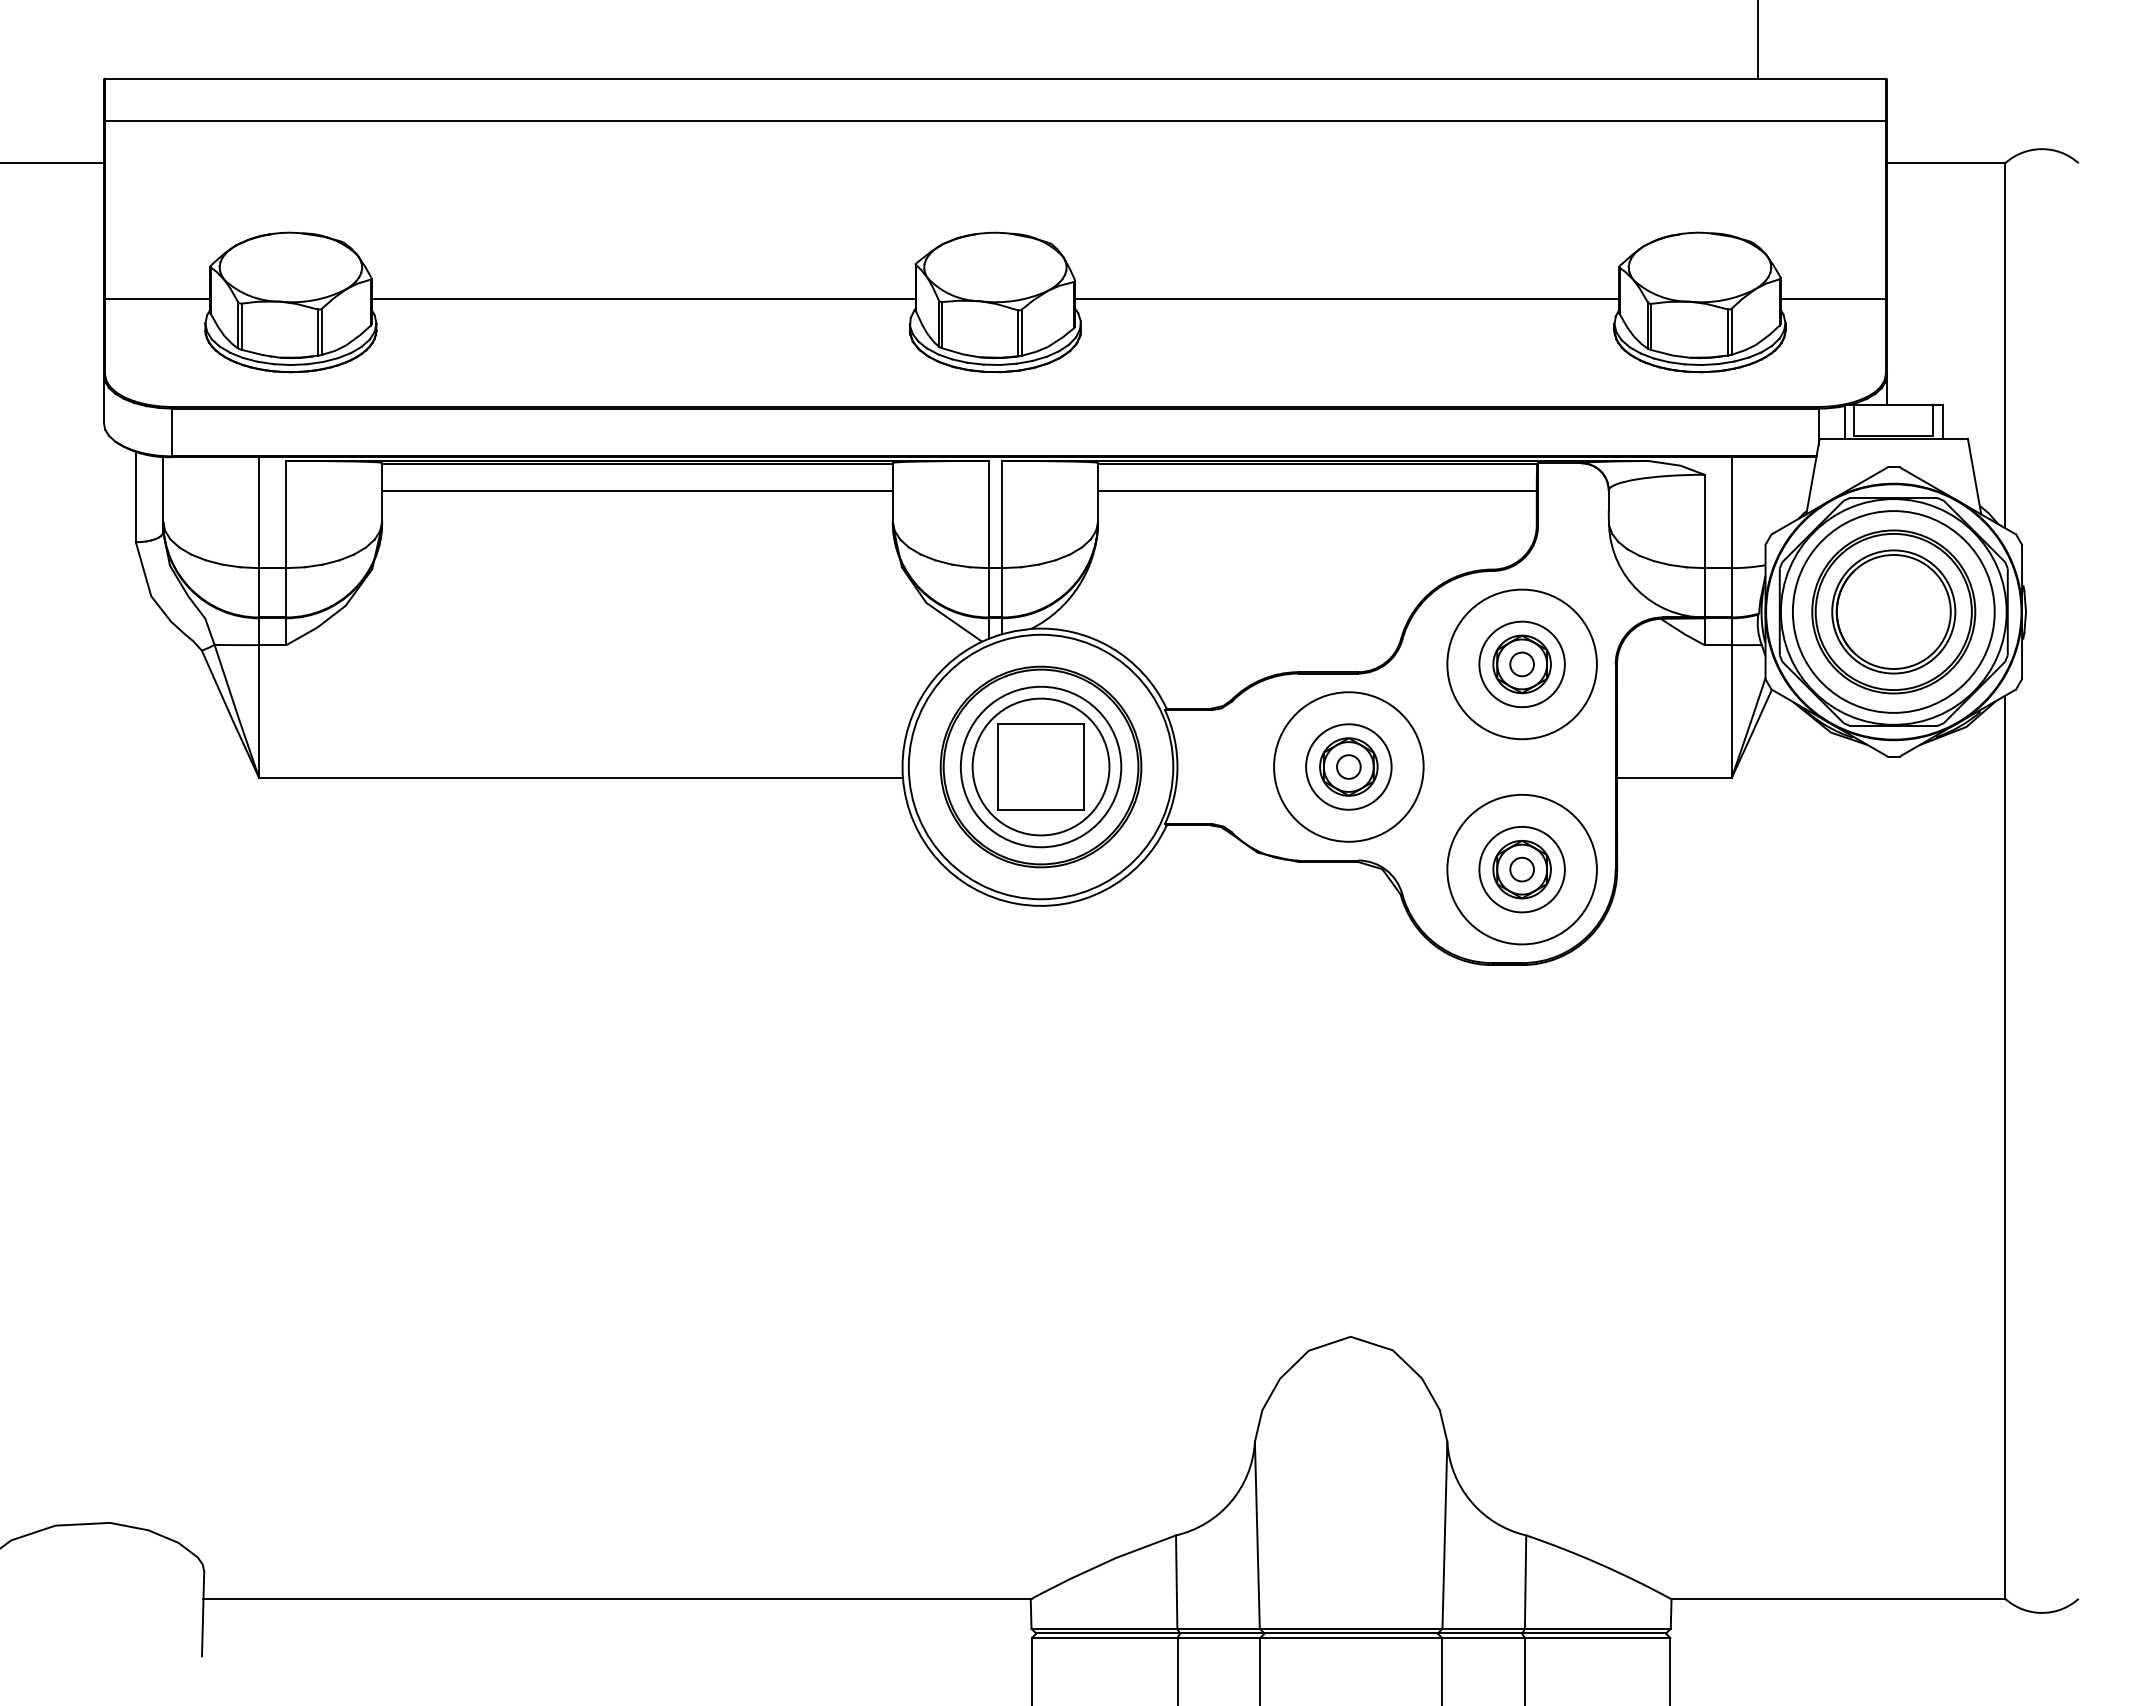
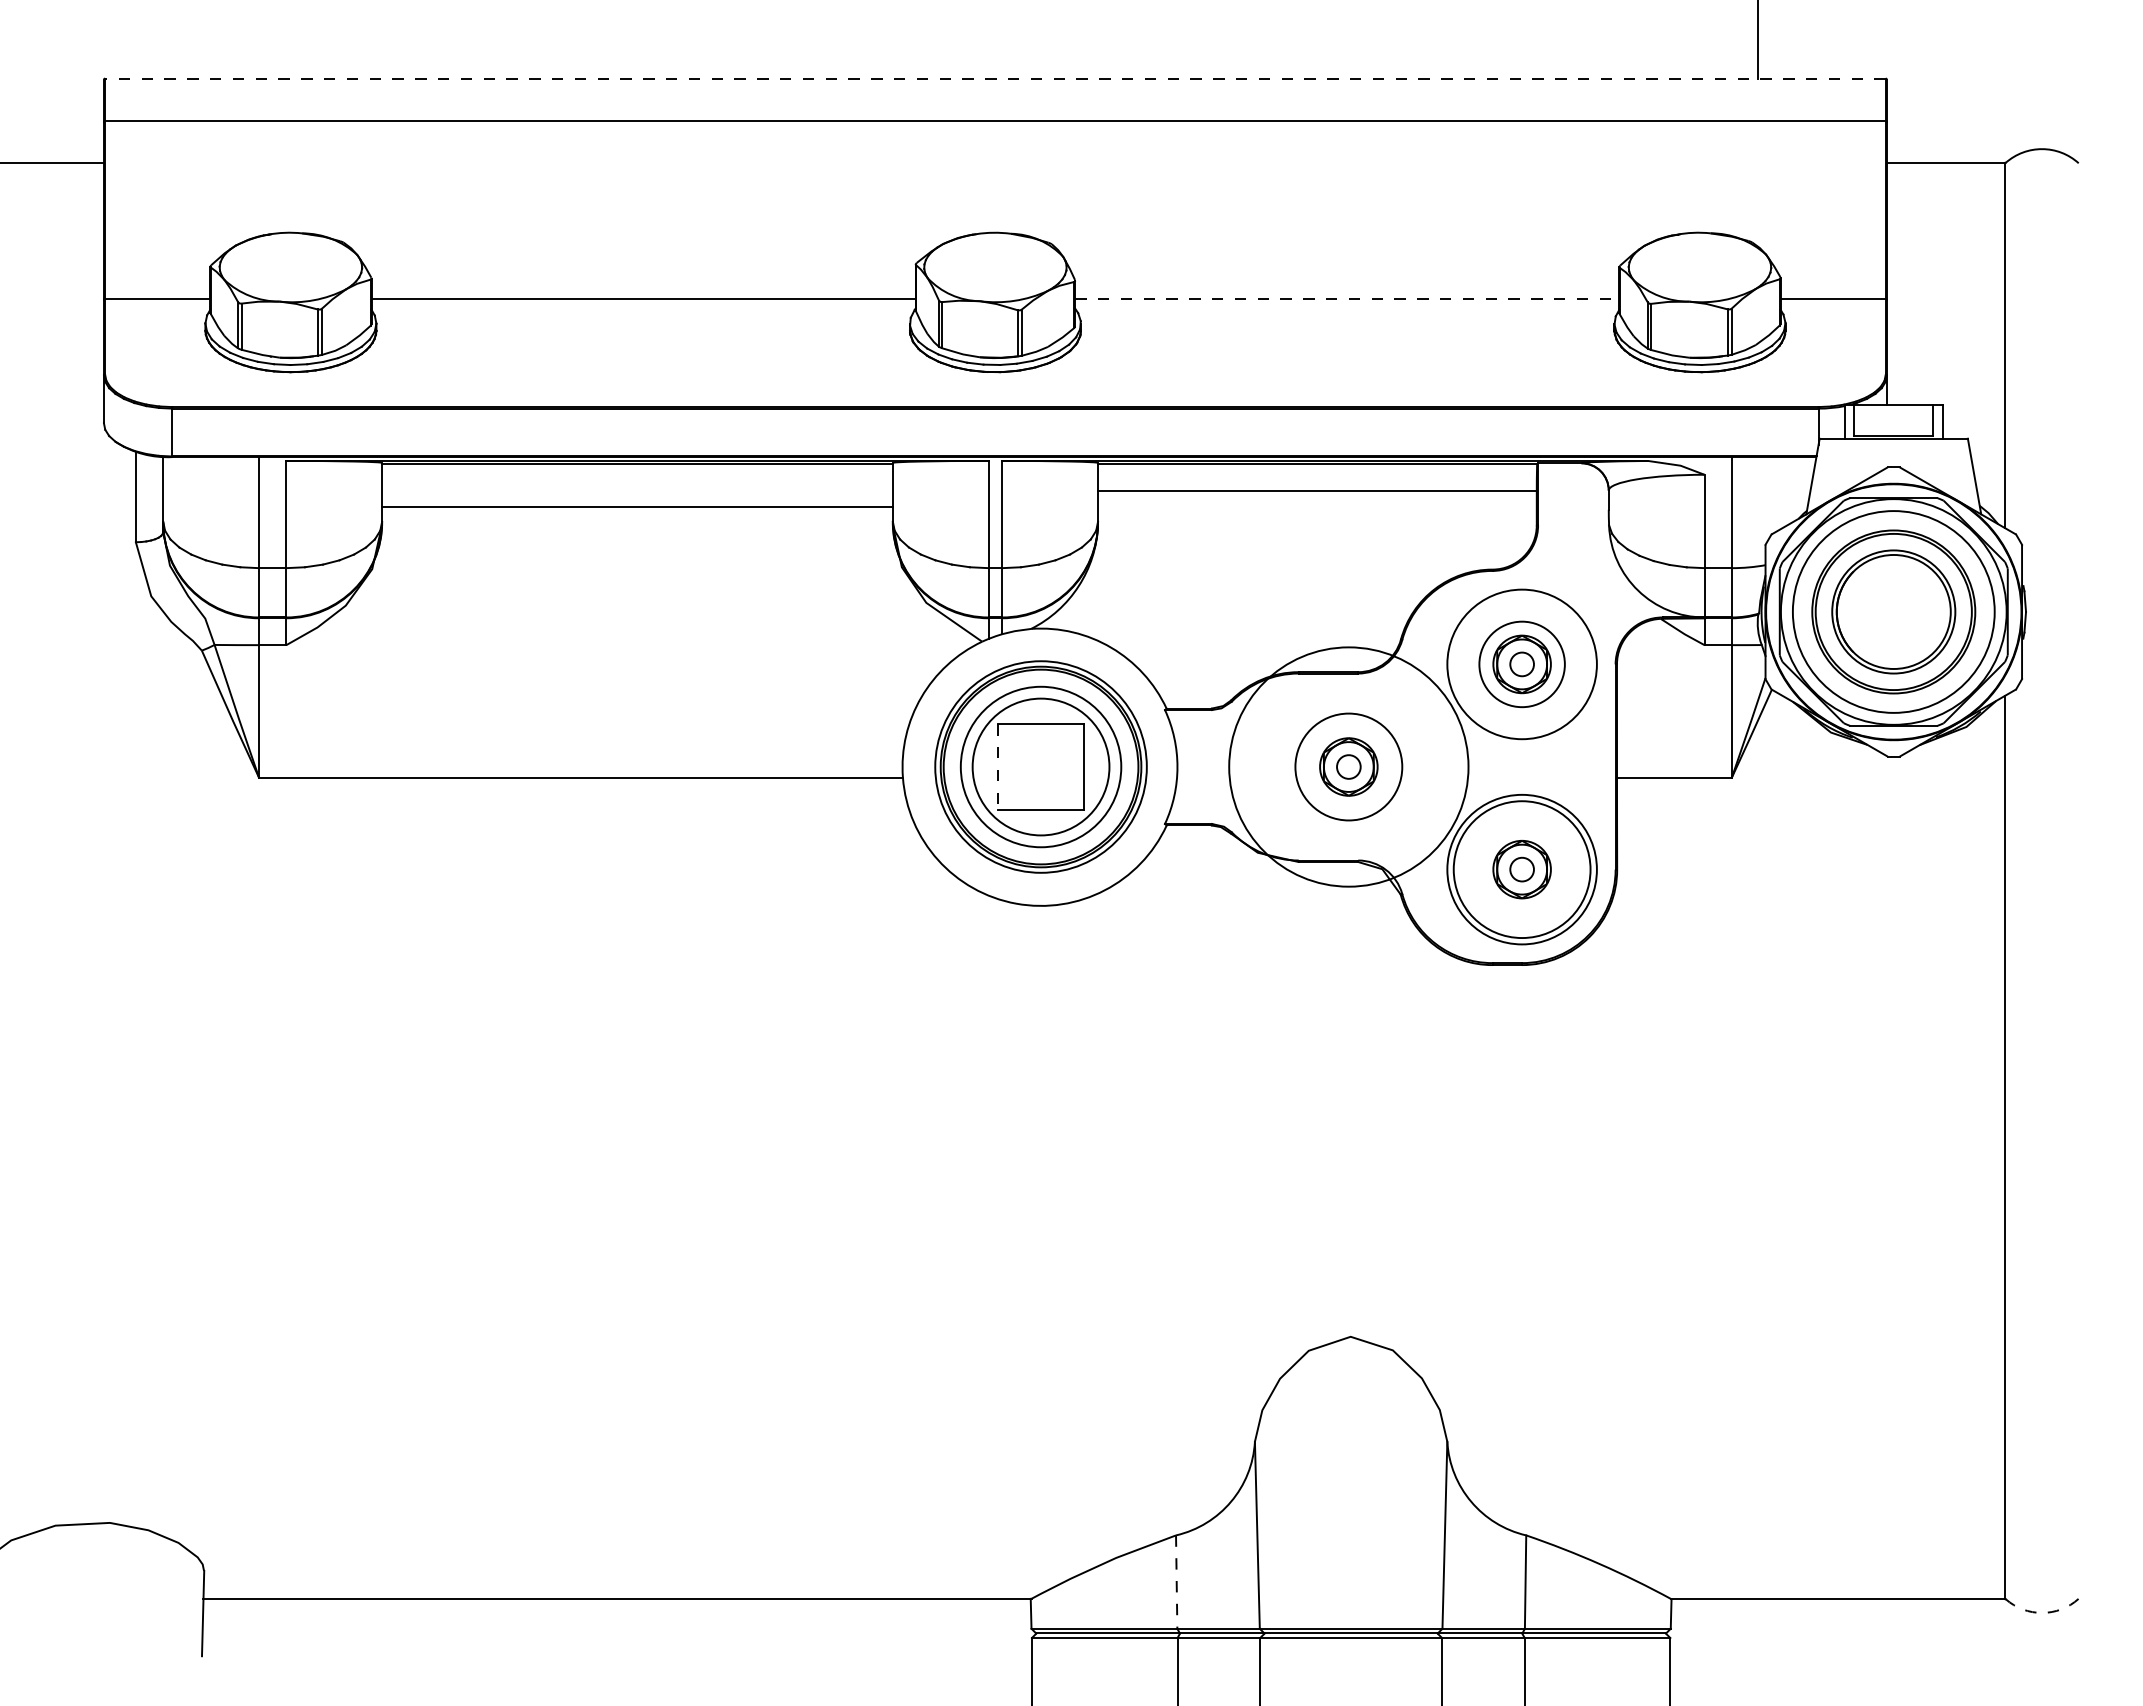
line: solid -> dashed (994, 78)
line: solid -> dashed (1347, 298)
line position: (637, 491) -> (637, 507) (637, 507)
circle diameter: 264 px -> 212 px (1040, 766)
circle diameter: 150 px -> 239 px (1348, 766)
circle diameter: 86 px -> 107 px (1348, 766)
line: solid -> dashed (998, 767)
circle diameter: 86 px -> 137 px (1521, 869)
line: solid -> dashed (1176, 1582)
arc: solid -> dashed (2042, 1612)
